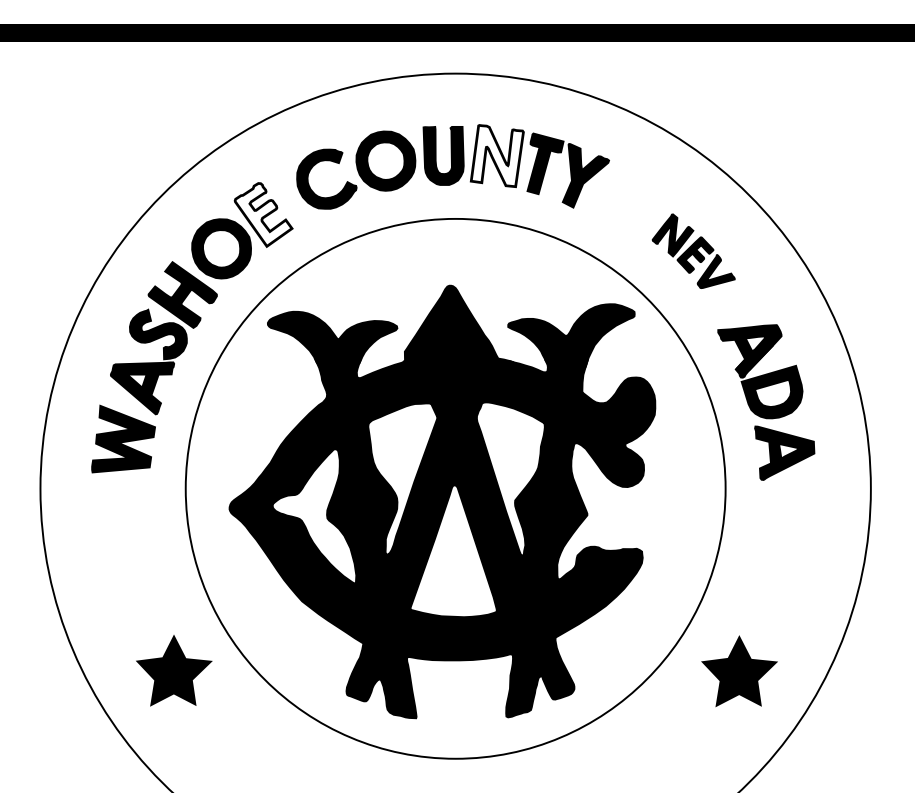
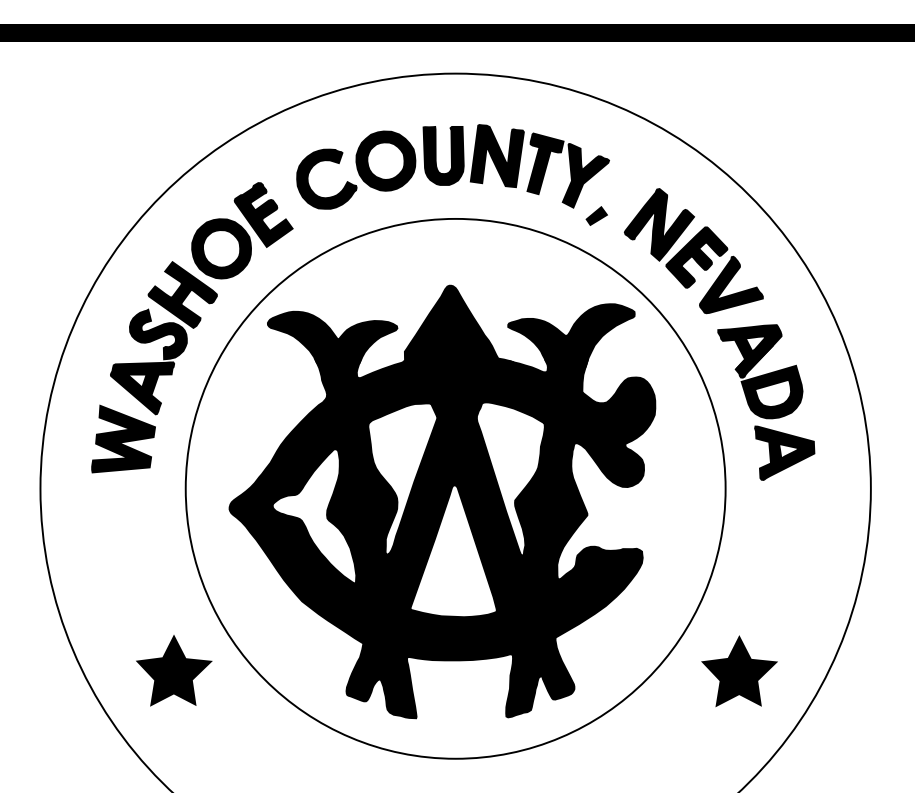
fill: none -> present (497, 155)
fill: none -> present (263, 214)
part: none -> present (596, 215)
part size: 85x76 px -> 141x127 px (693, 251)
